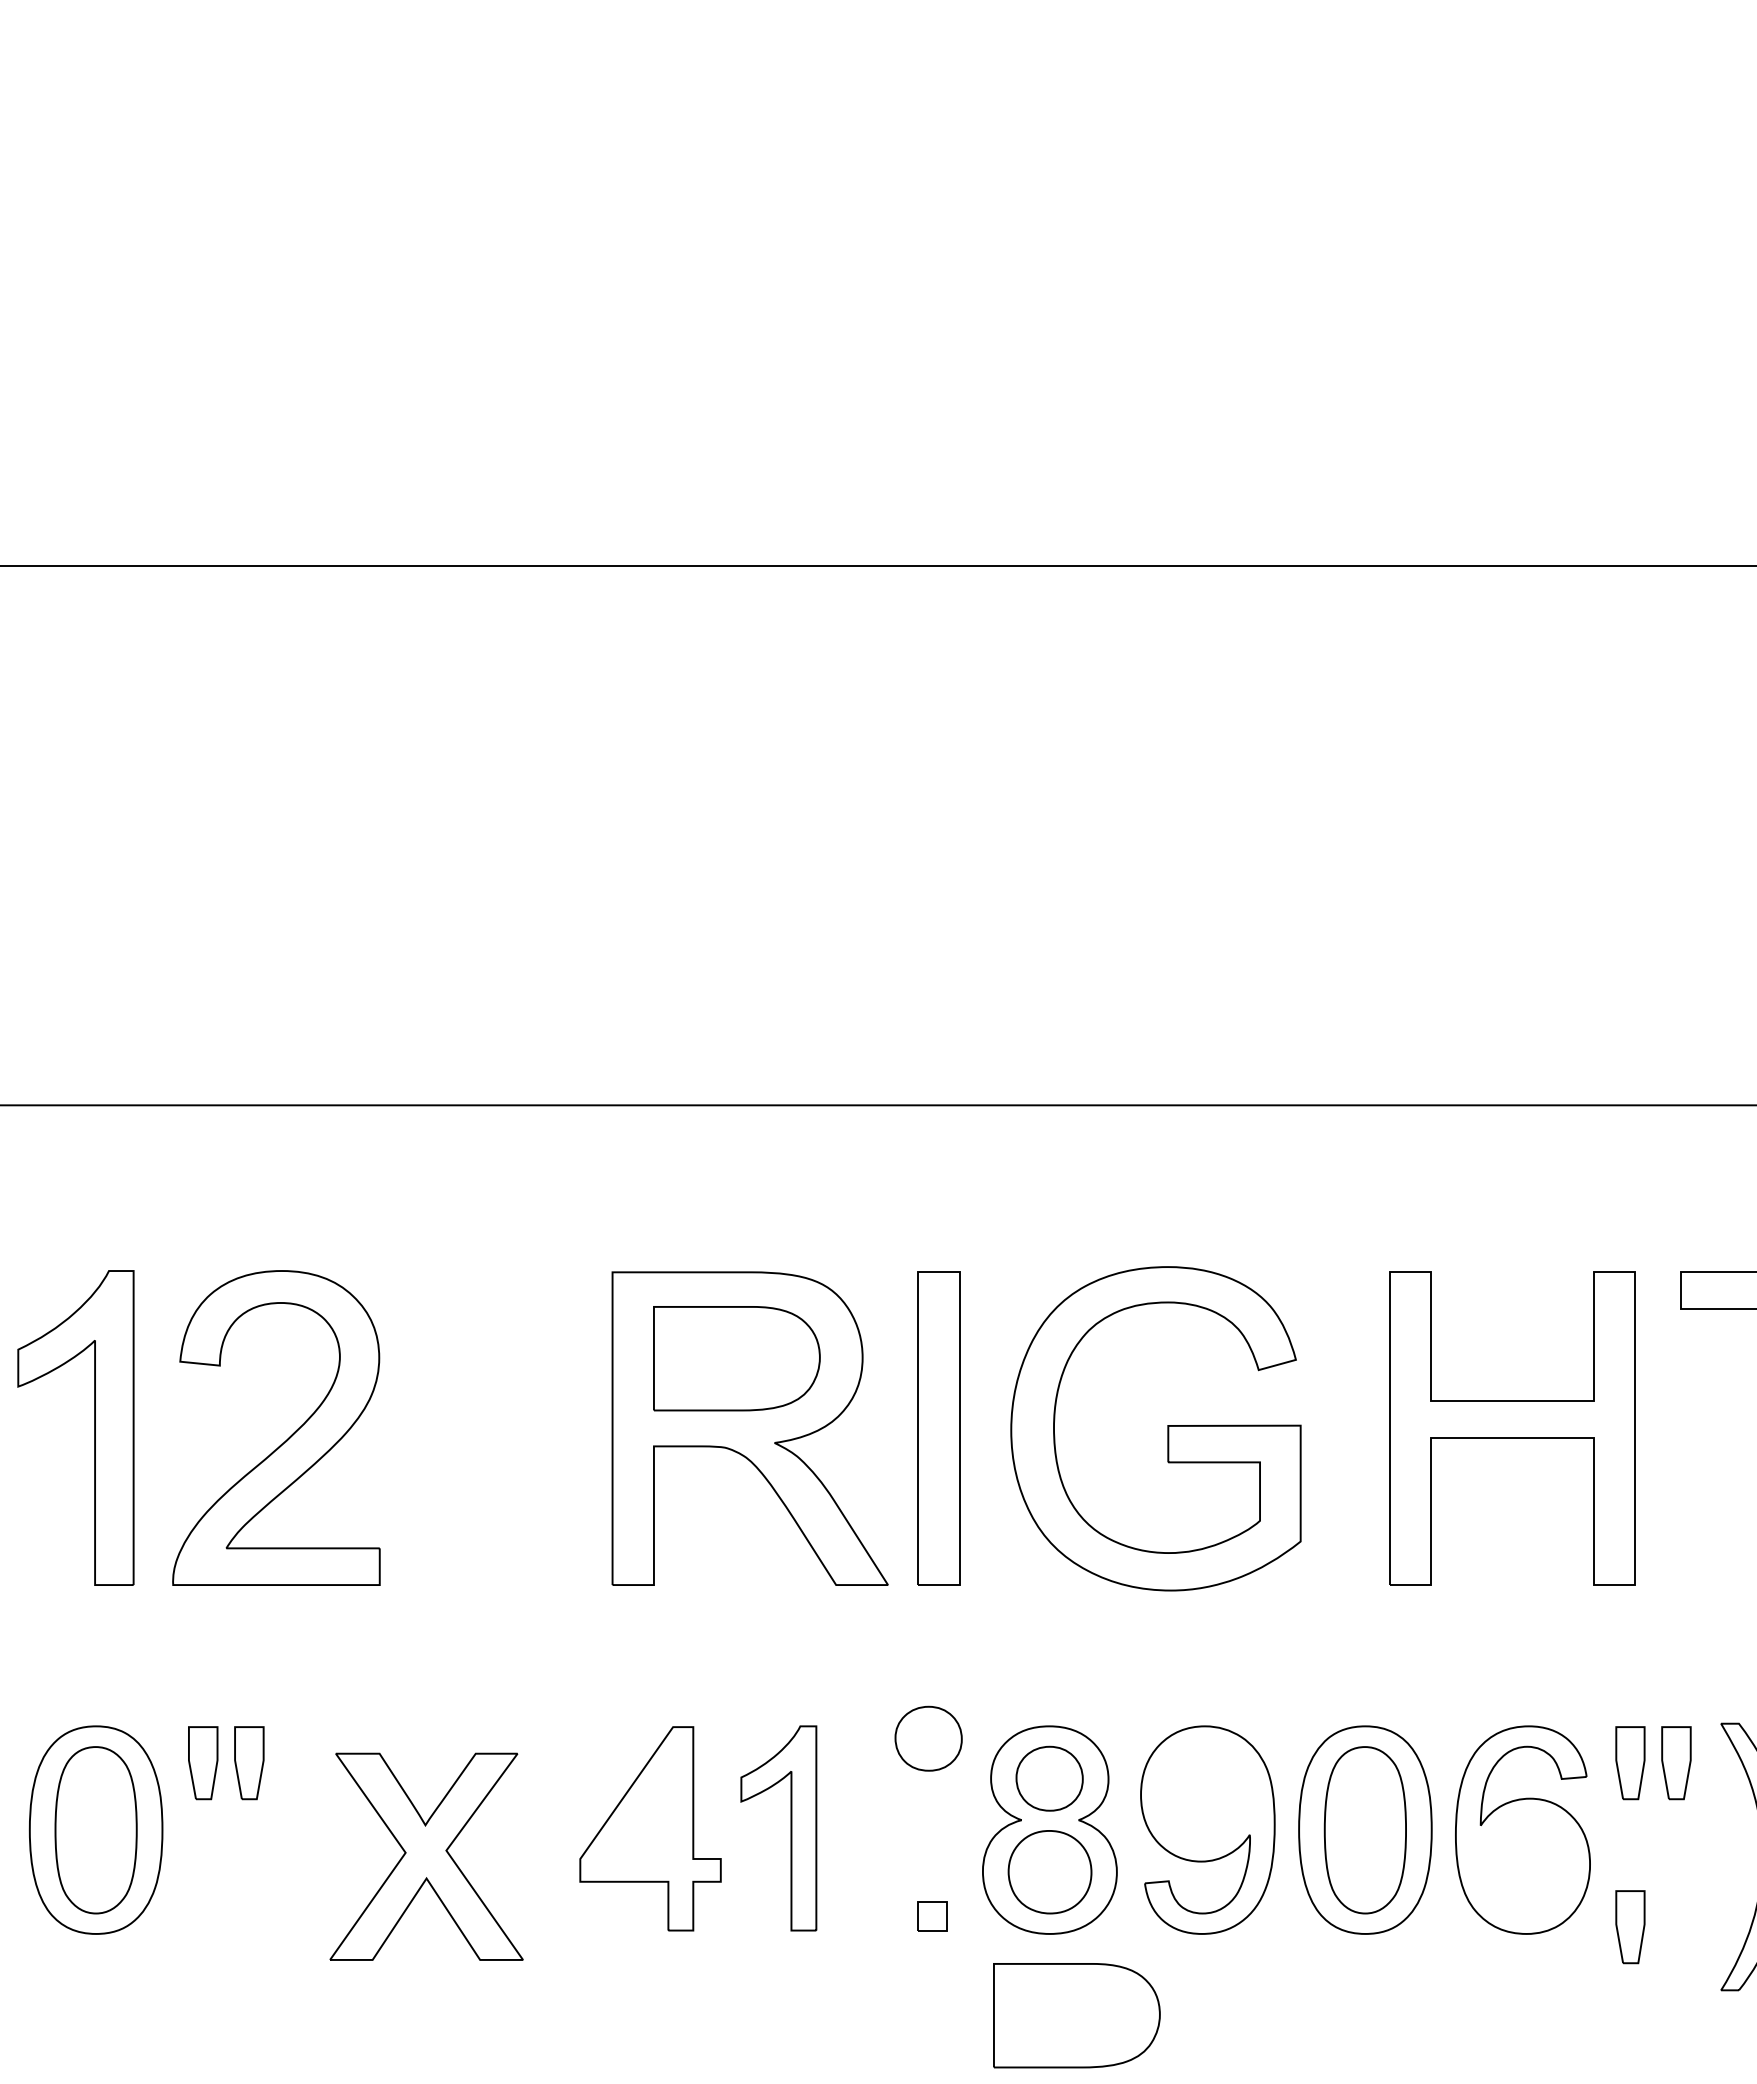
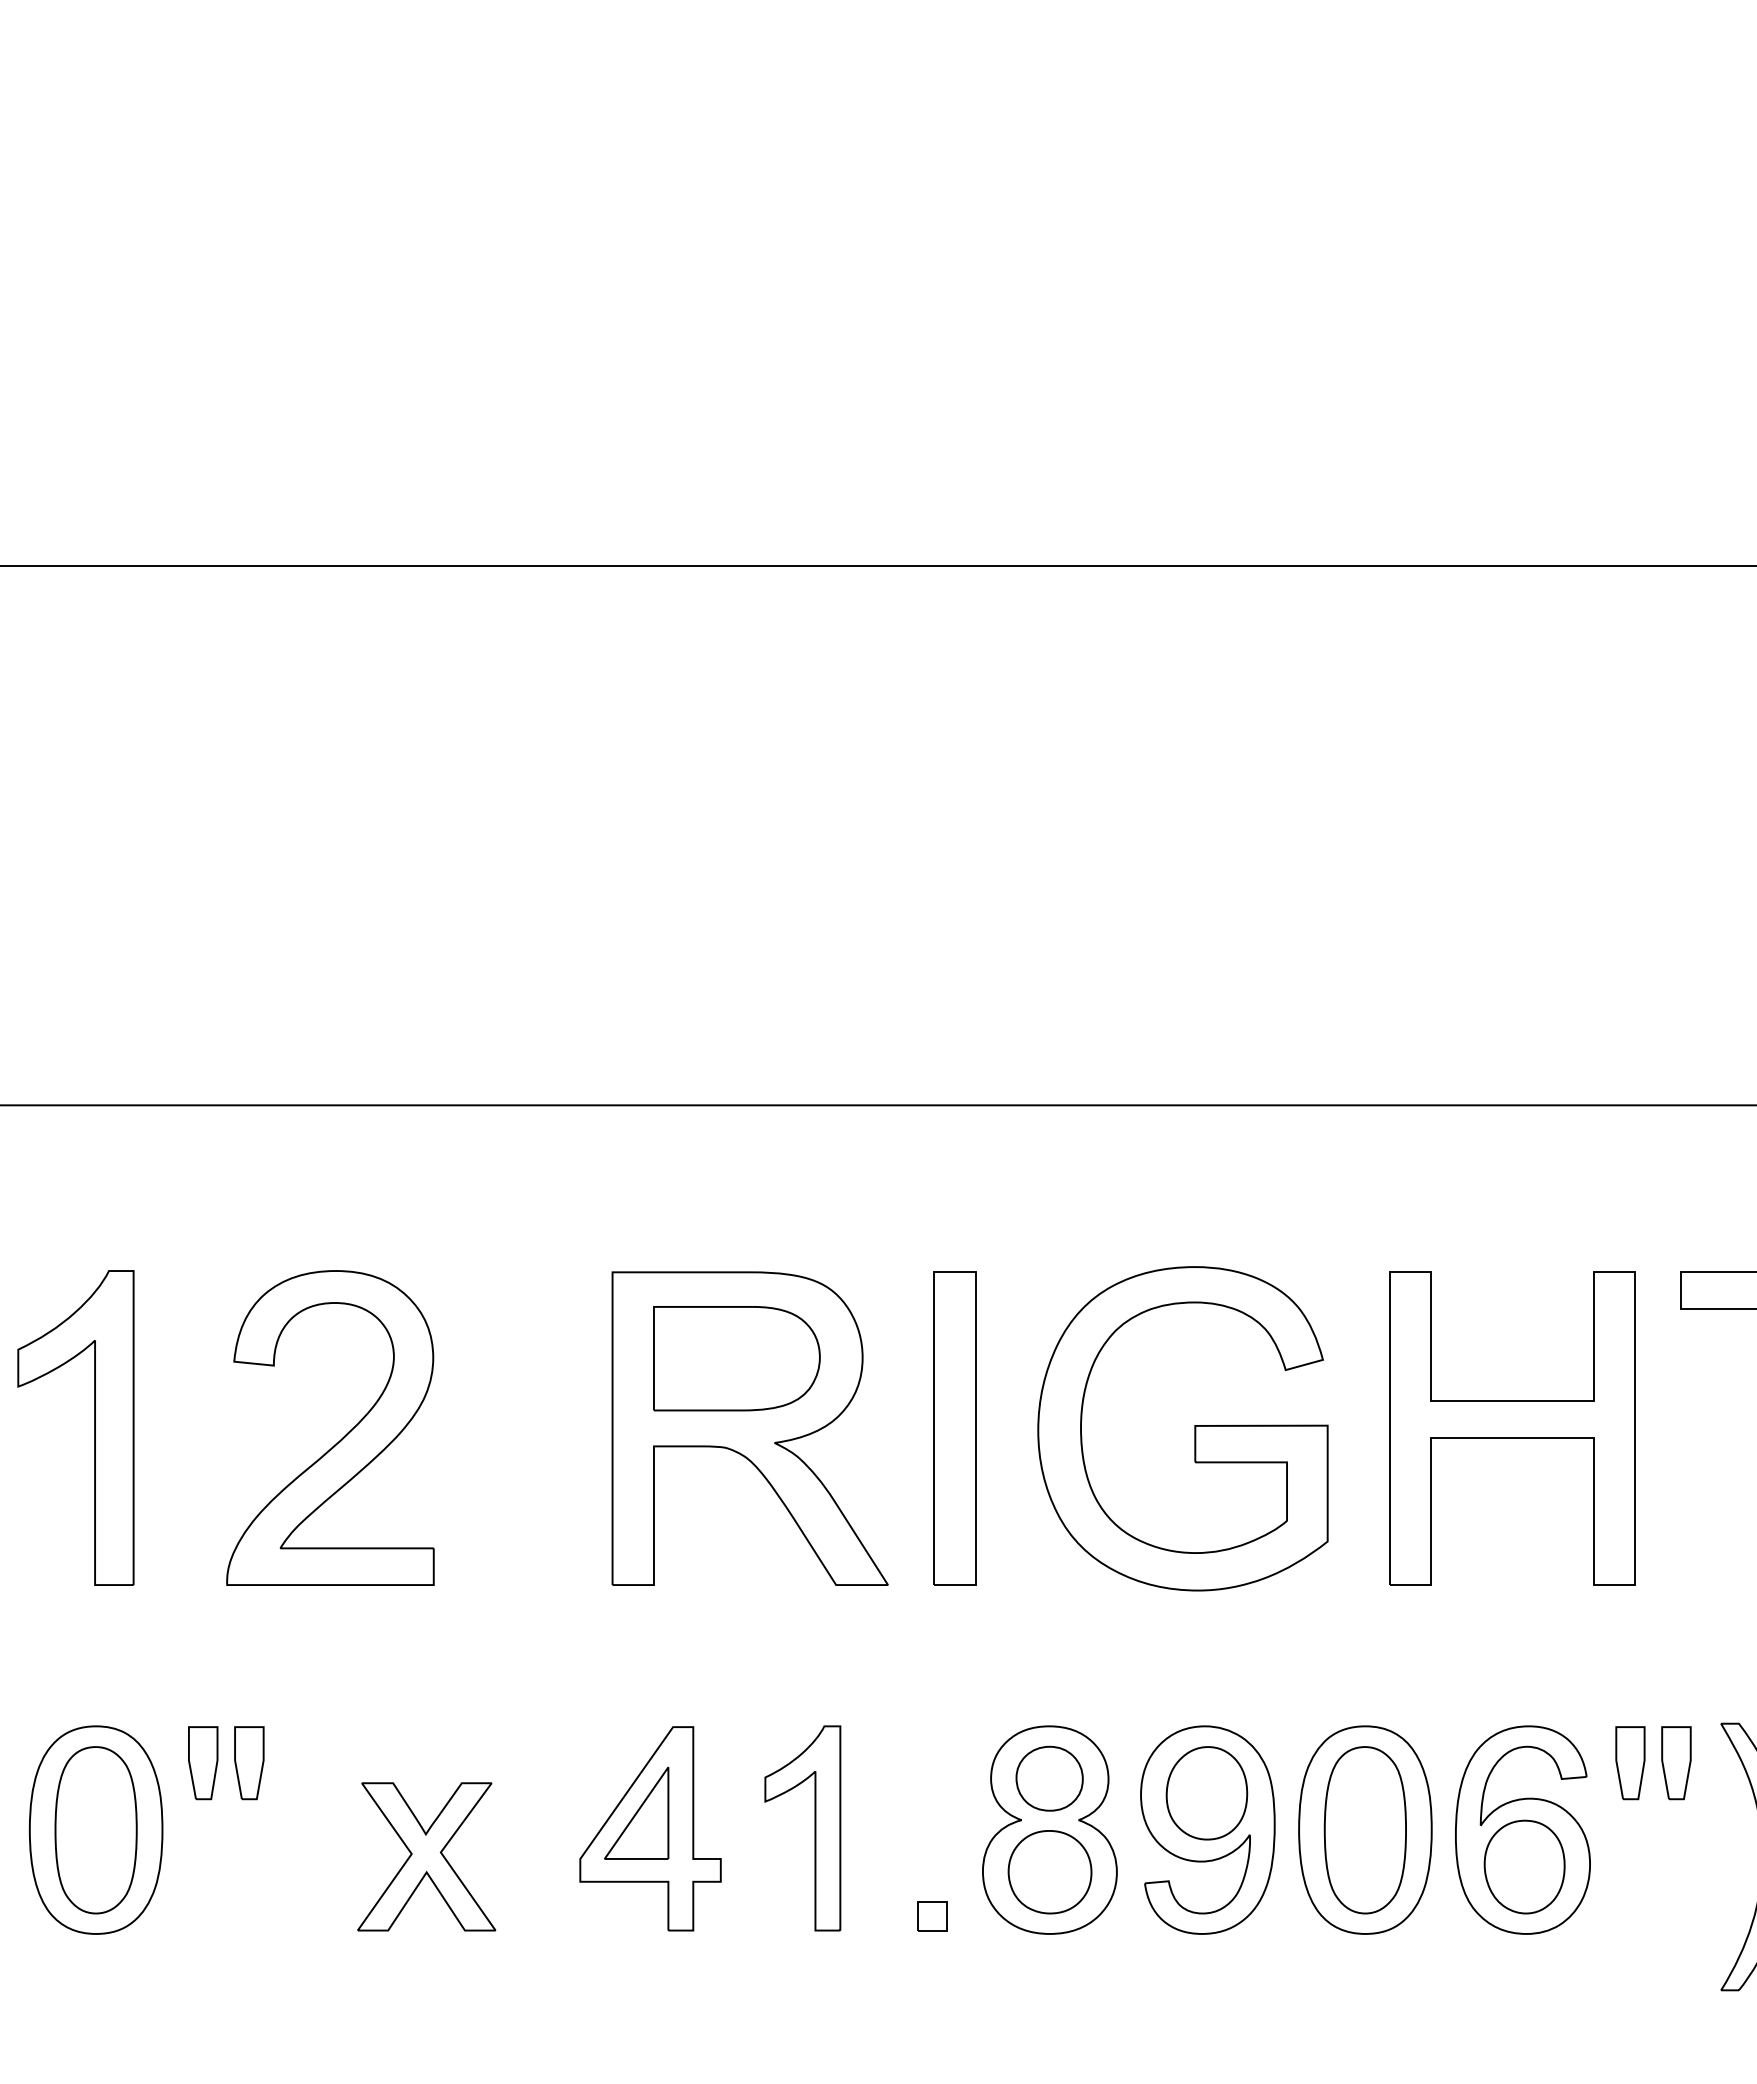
part position: (938, 1428) -> (954, 1428) (954, 1428)
part position: (1167, 1428) -> (1194, 1428) (1194, 1428)
part position: (287, 1438) -> (341, 1438) (341, 1438)
part: present -> none (928, 1738)
part: none -> present (1206, 1793)
part: none -> present (636, 1812)
part position: (790, 1828) -> (814, 1828) (814, 1828)
part size: 195x209 px -> 140x150 px (426, 1856)
part: none -> present (1524, 1866)
part: present -> none (1630, 1927)
part: present -> none (1076, 2015)
